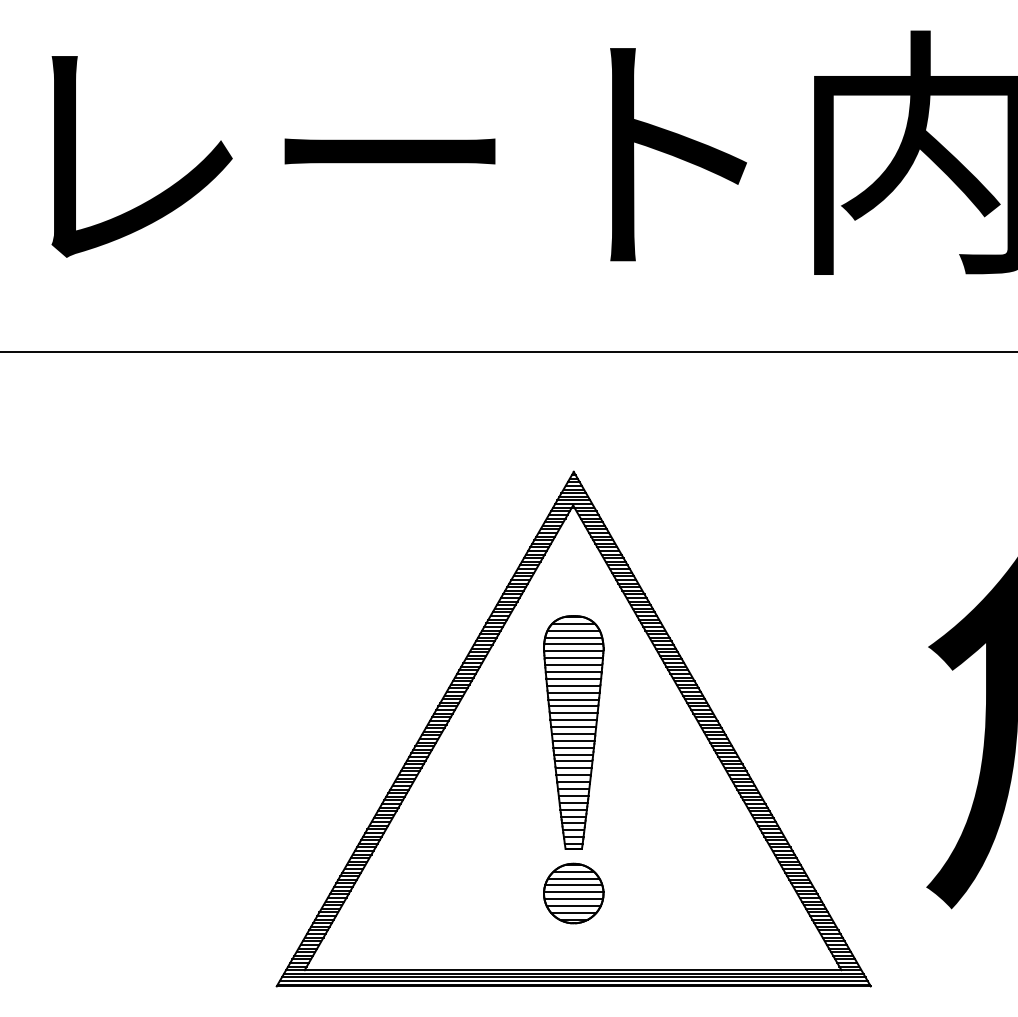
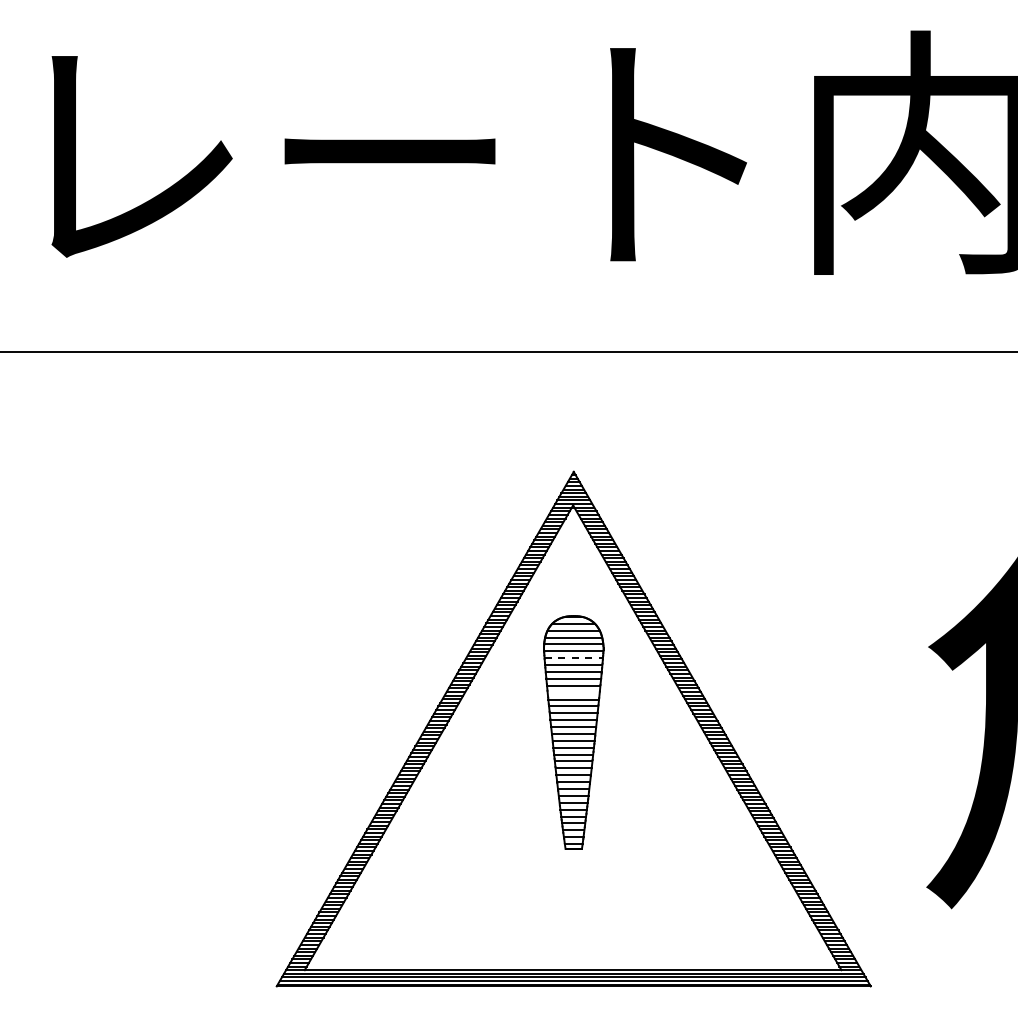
line: solid -> dashed (574, 658)
line: present -> none (573, 692)
part: present -> none (573, 893)
